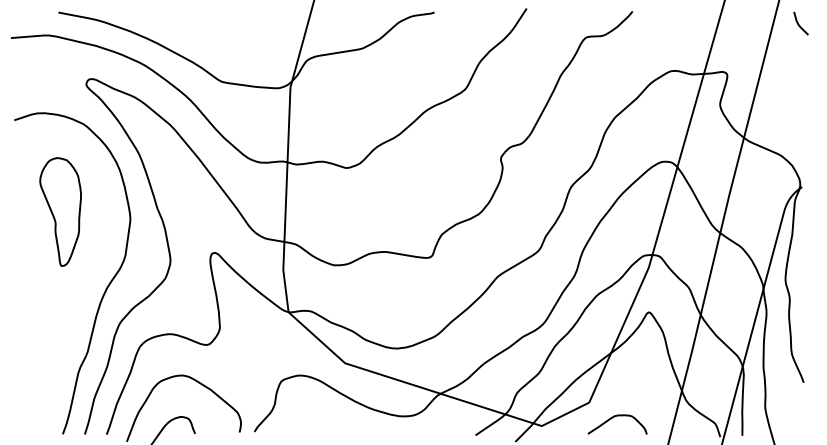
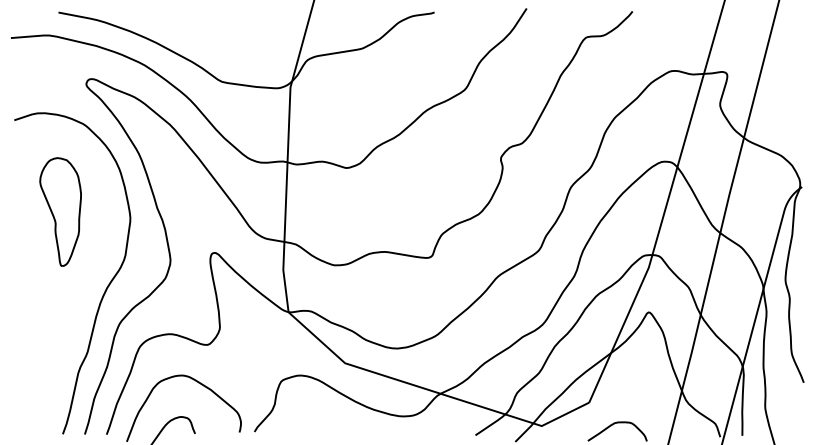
line: present -> none (799, 24)
curve position: (614, 417) -> (614, 424) (614, 424)
